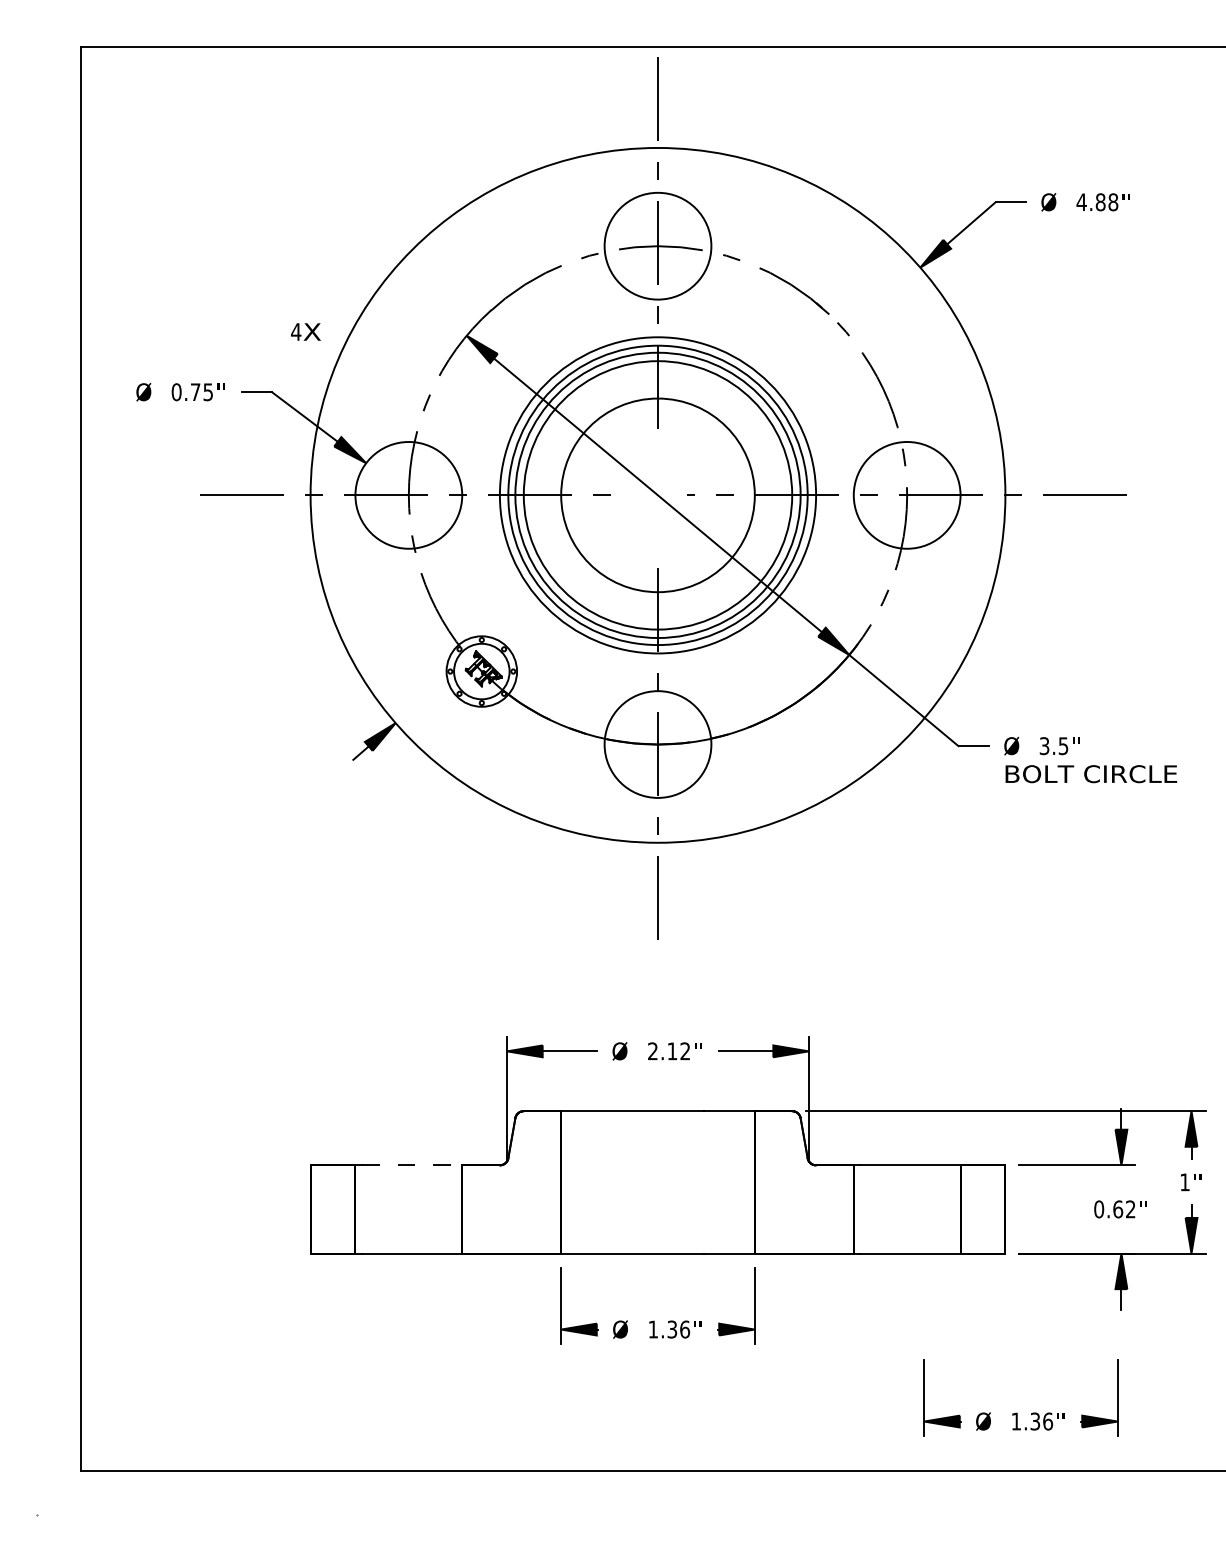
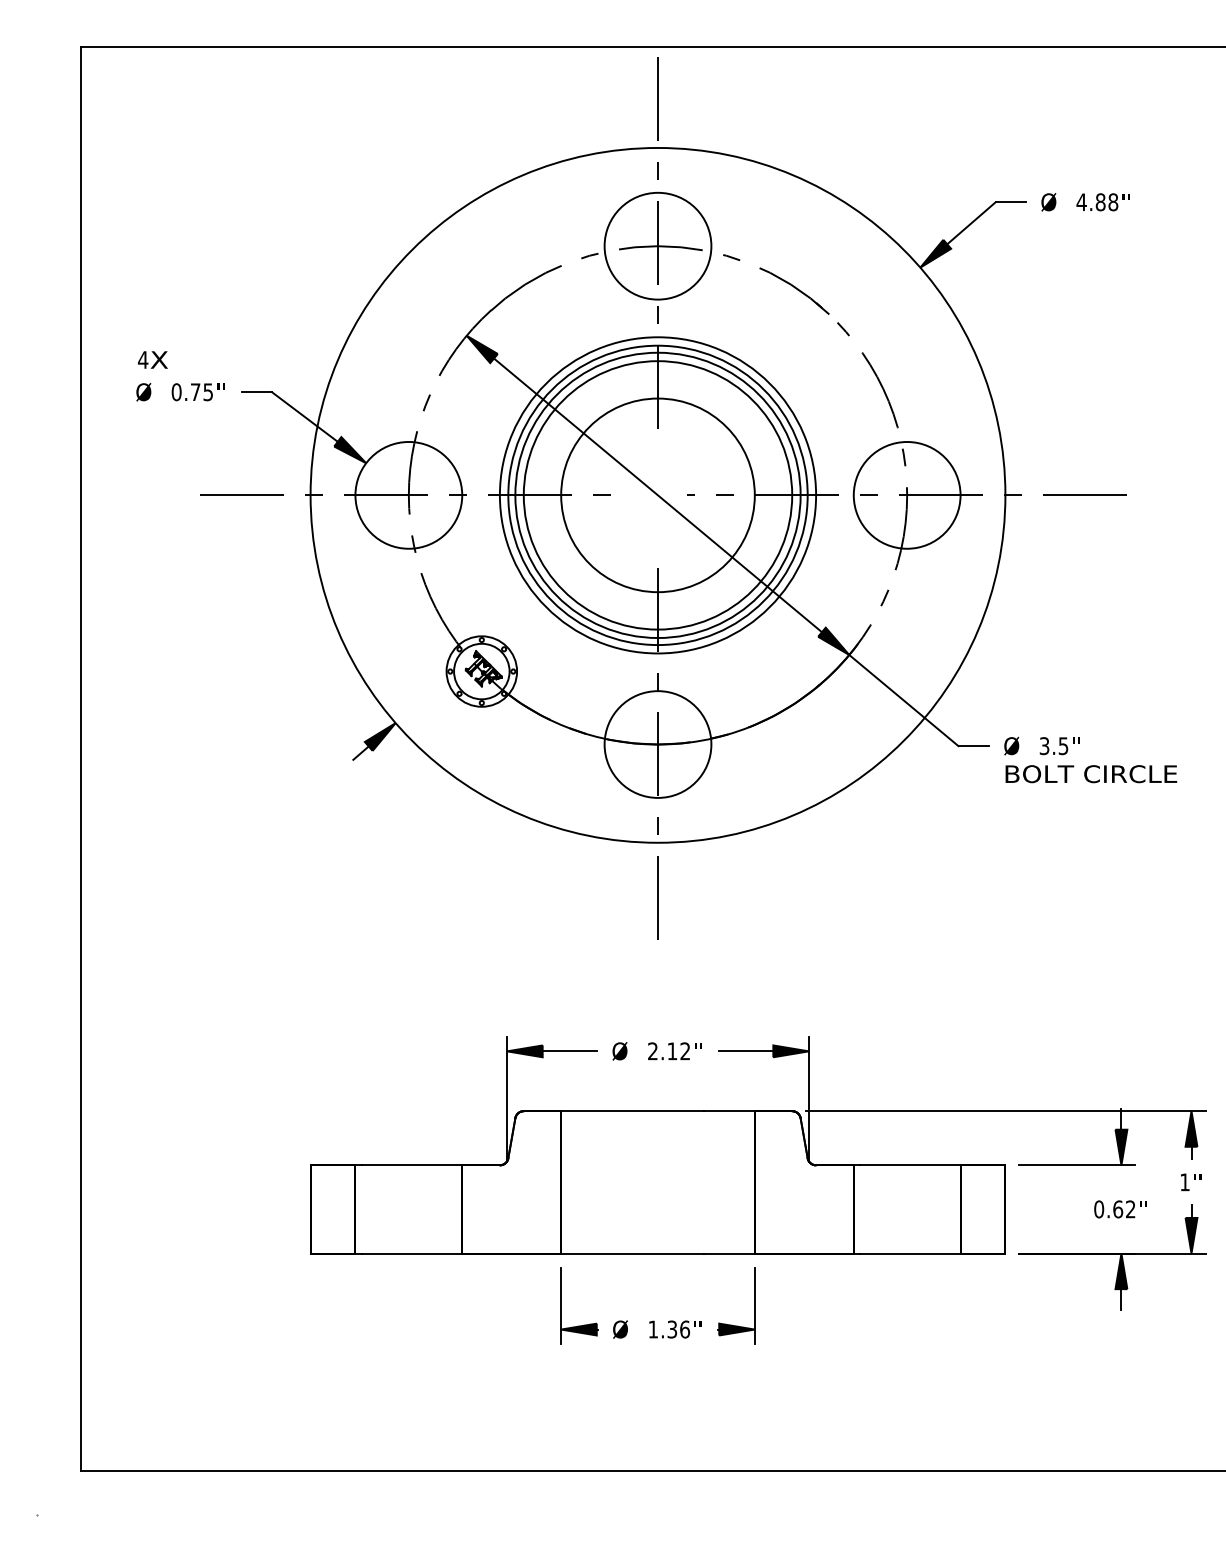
text position: (305, 331) -> (152, 359) (152, 359)
line: dashed -> solid (412, 1165)
part: present -> none (1017, 1412)
